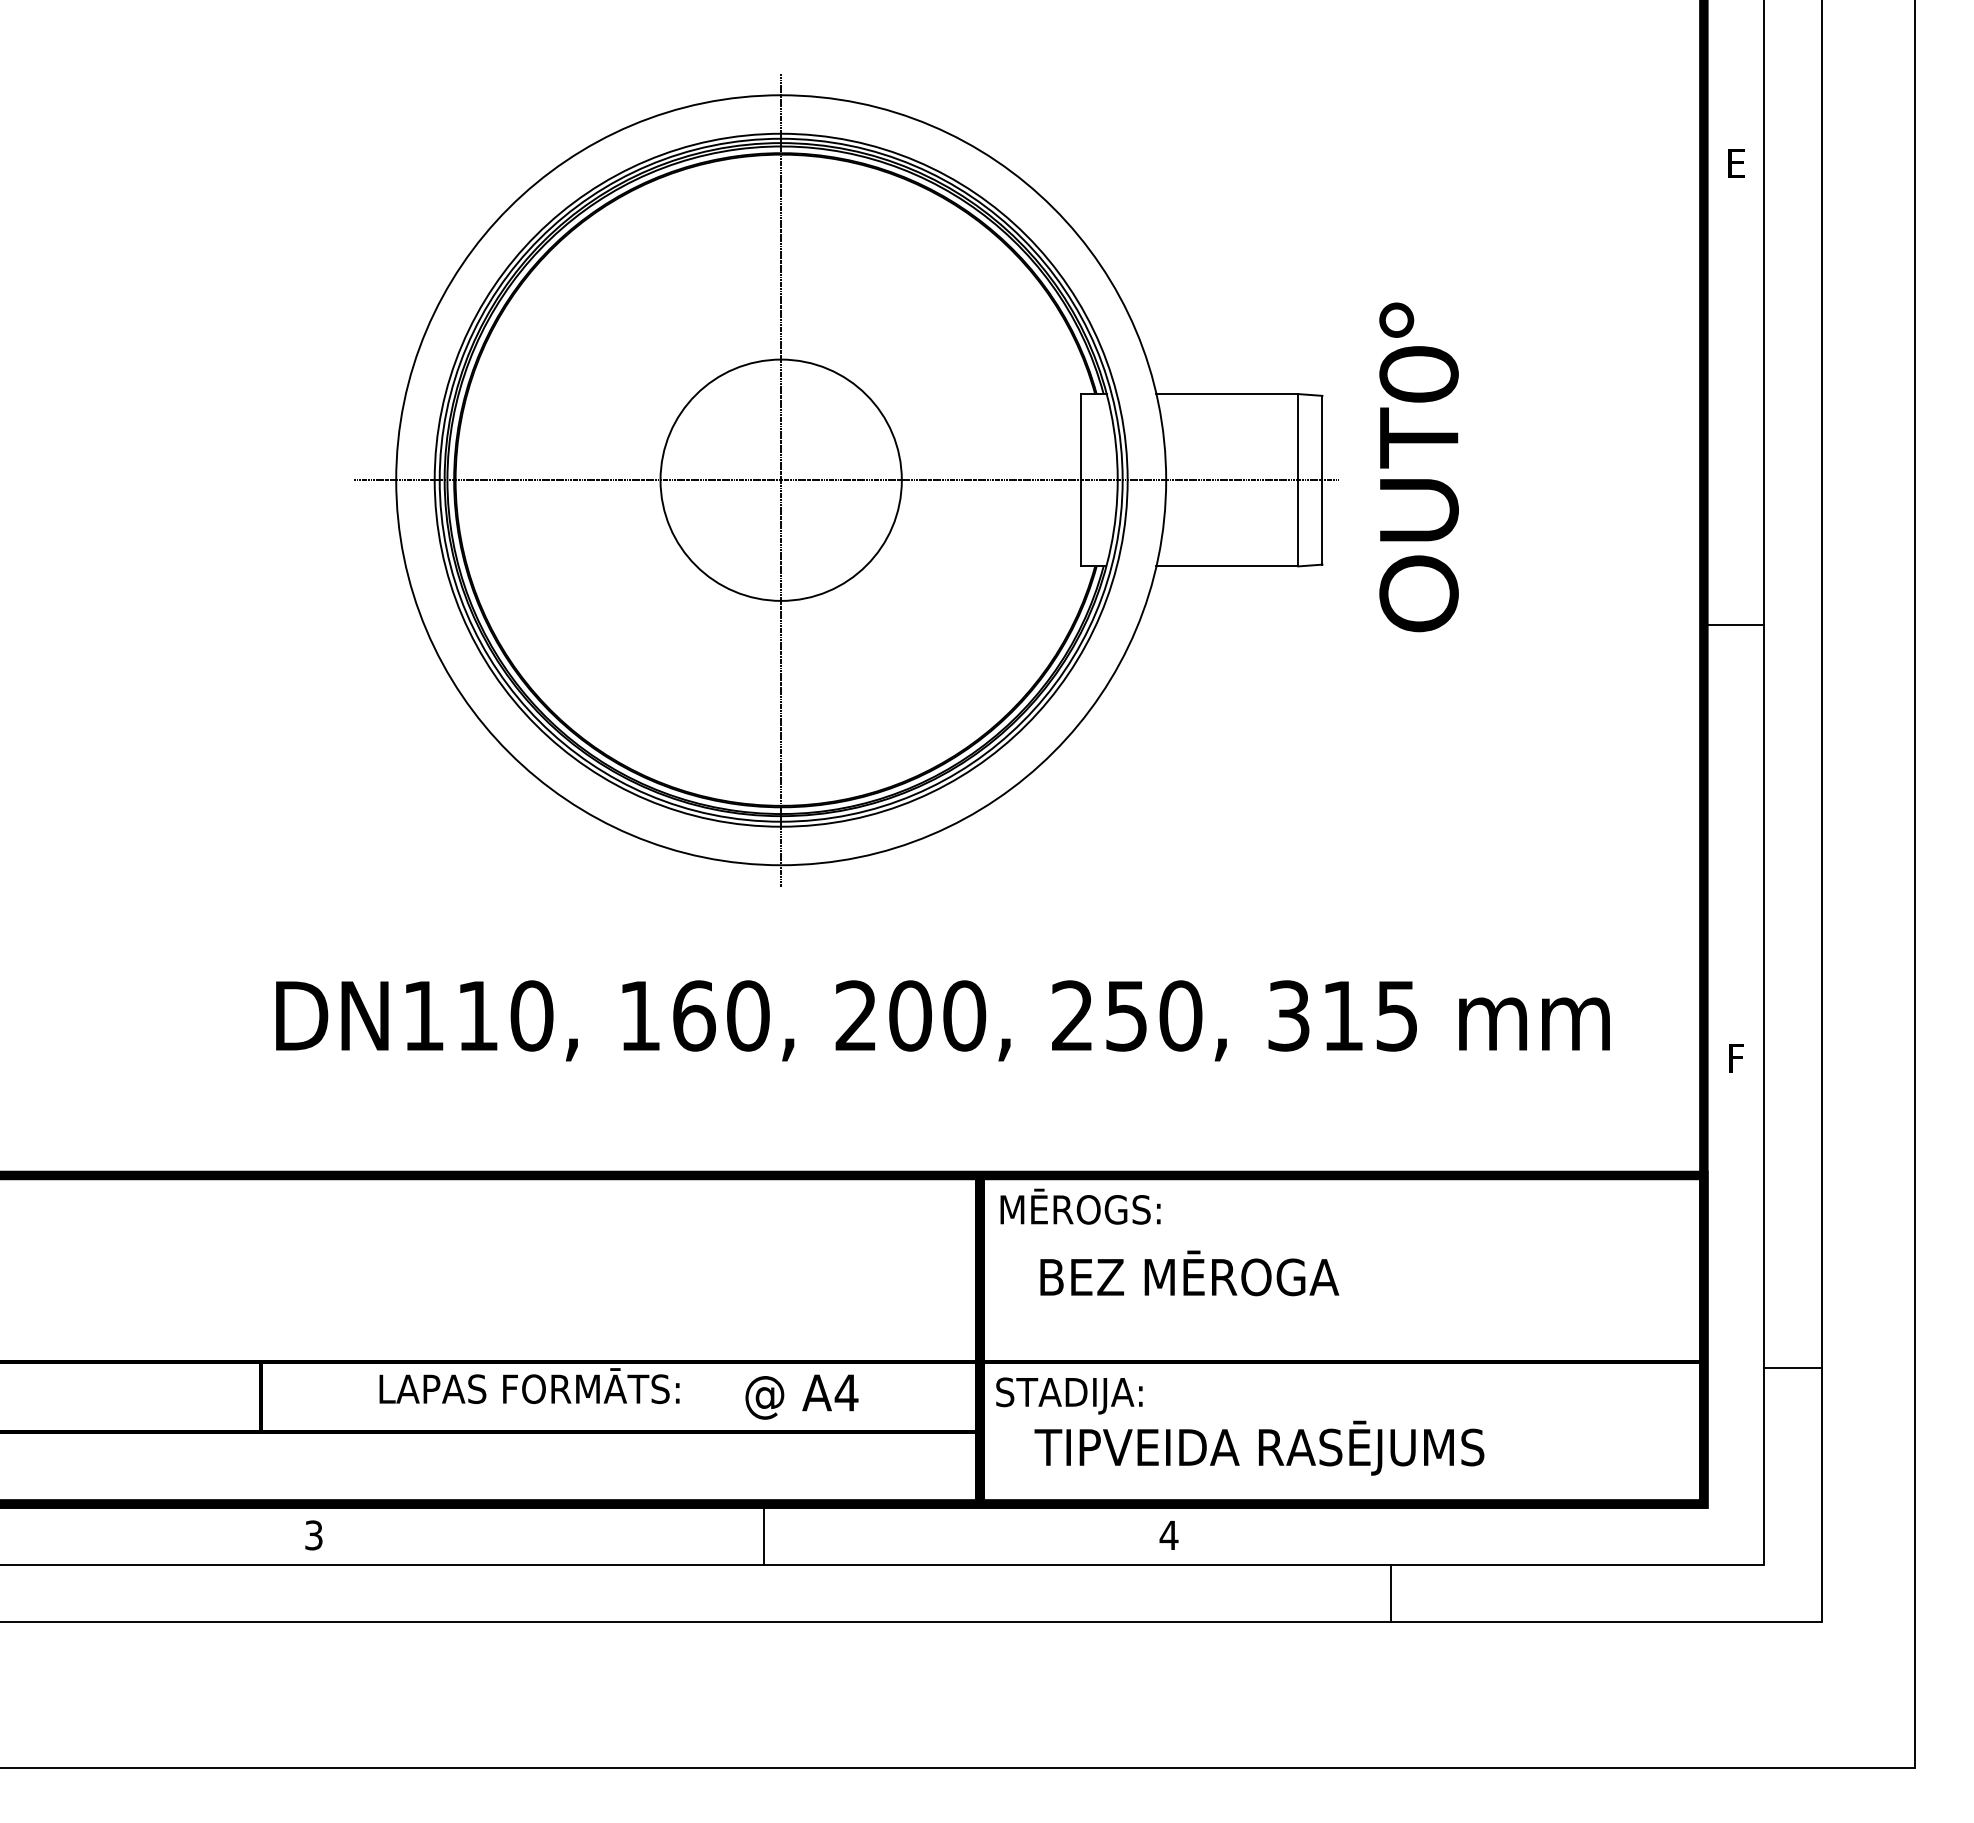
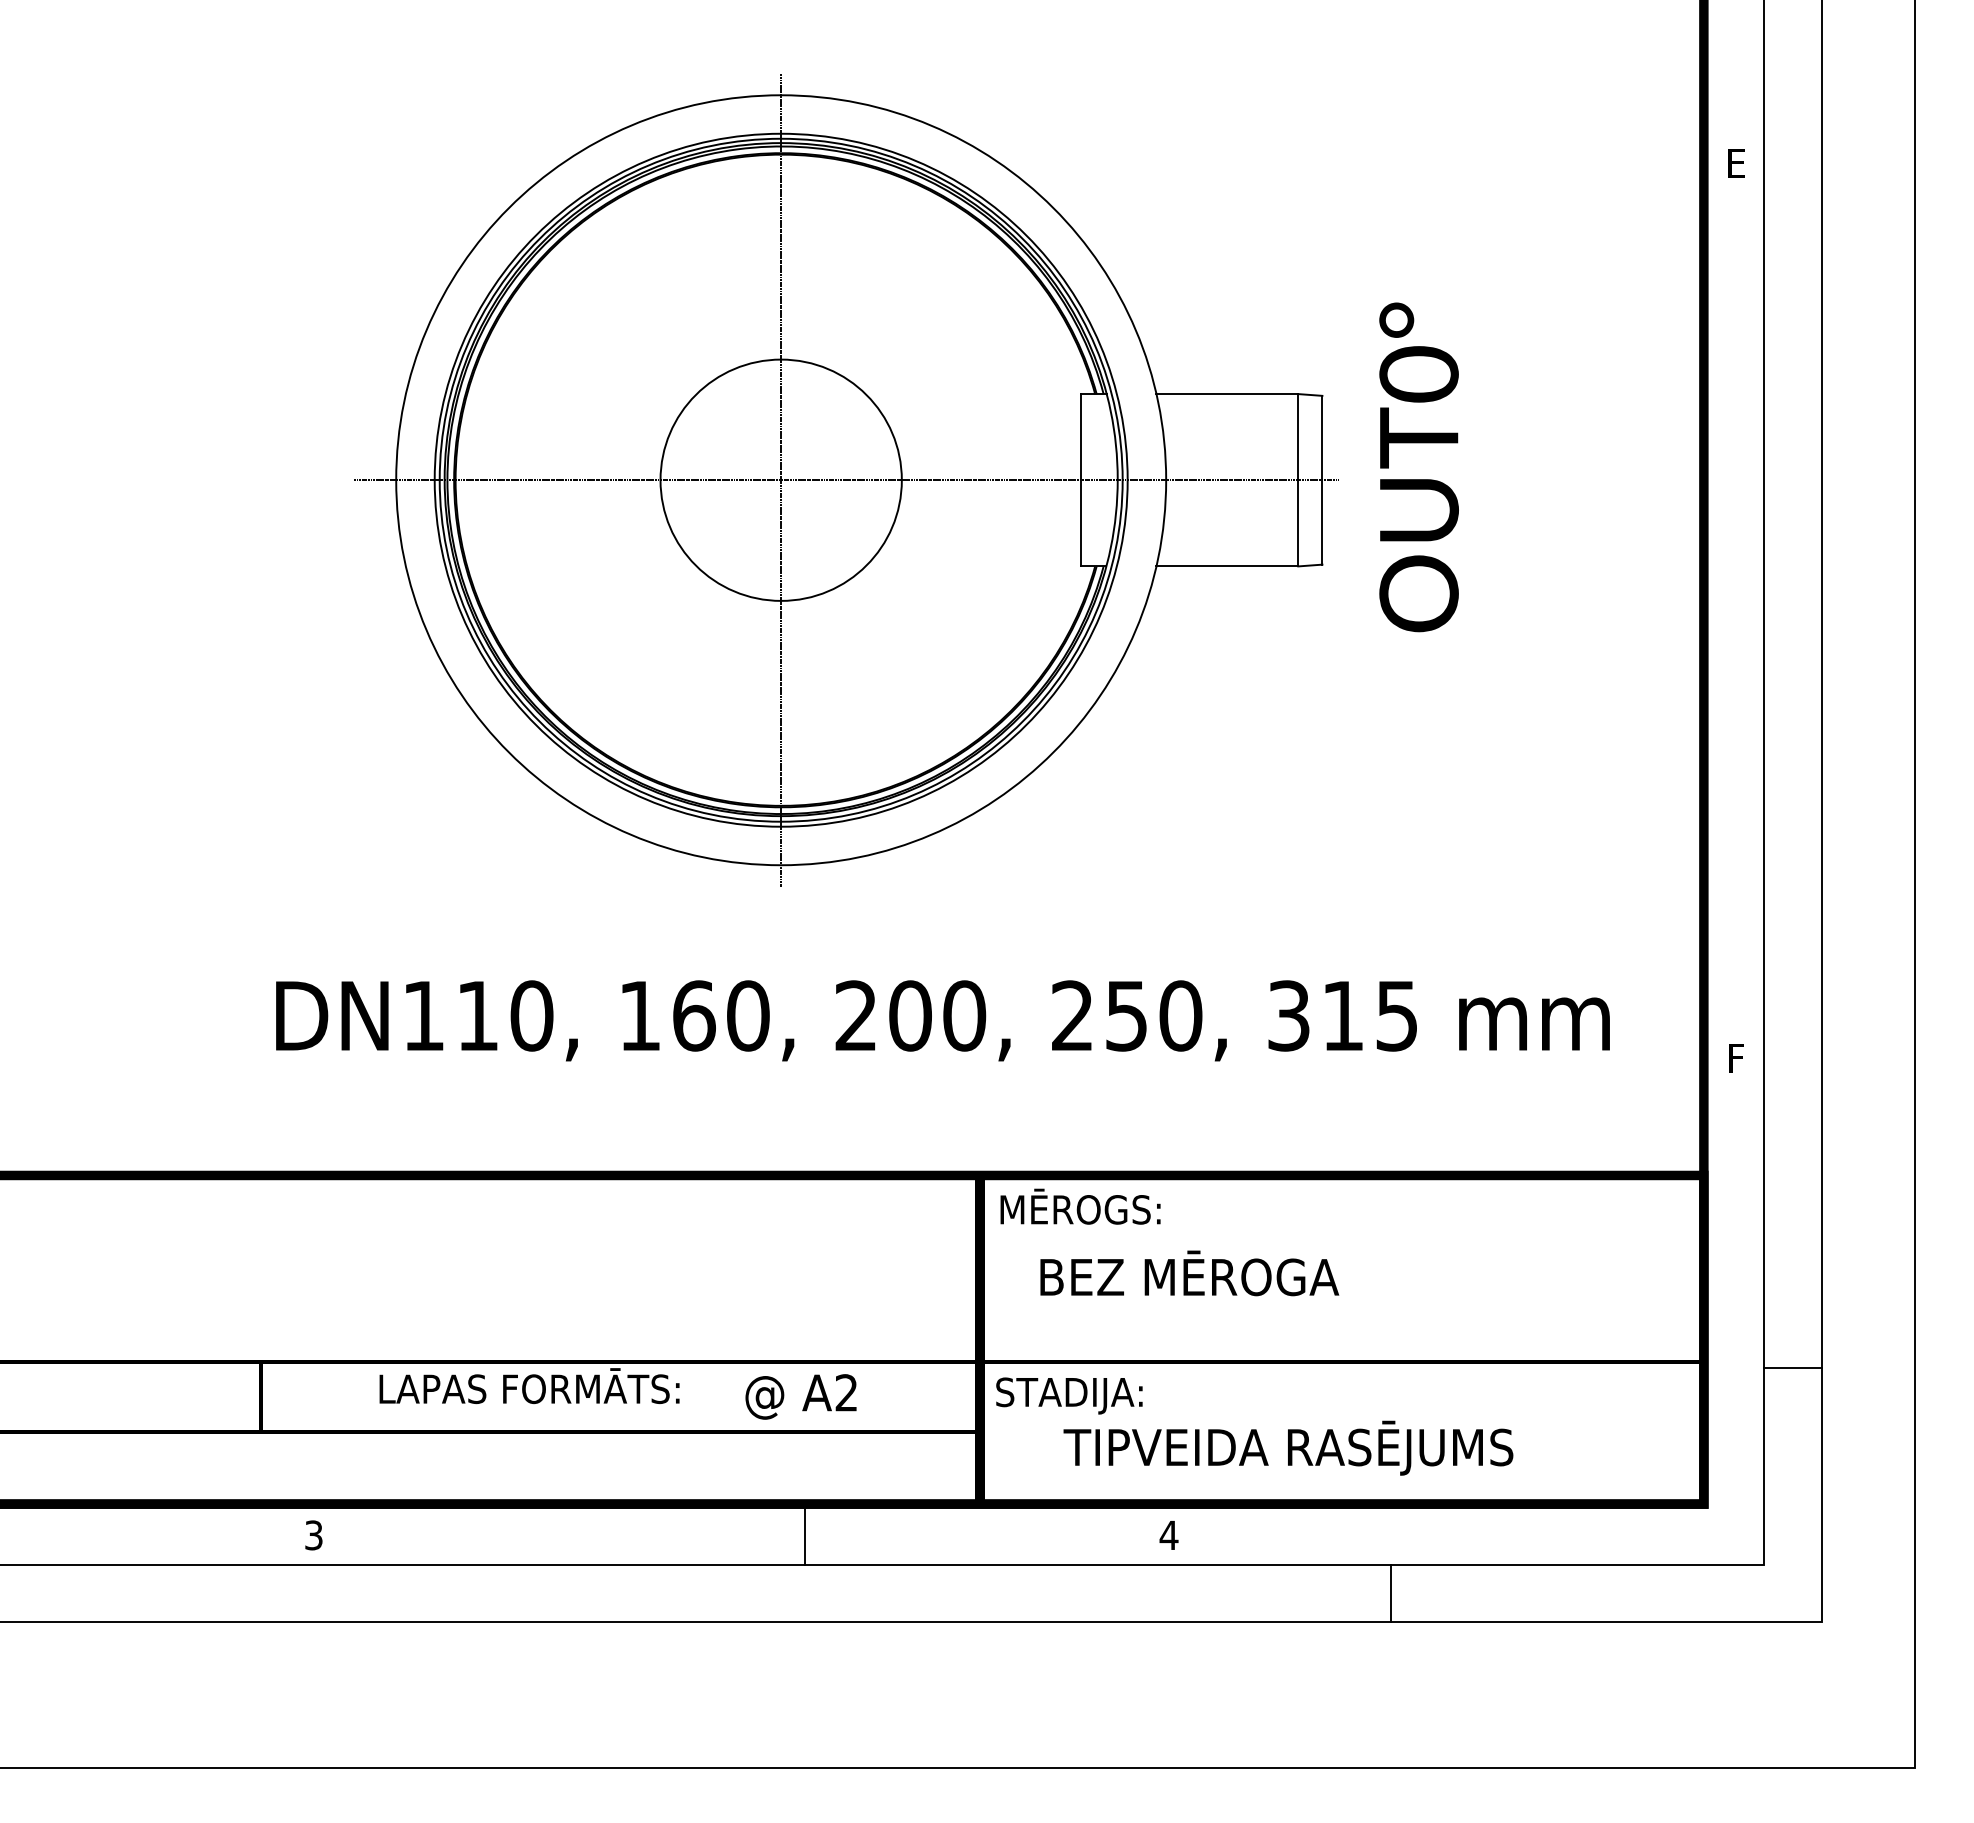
line: present -> none (1735, 625)
text: A4 -> A2 (846, 1392)
text position: (1259, 1447) -> (1288, 1447) (1288, 1447)
line position: (764, 1535) -> (805, 1535) (805, 1535)
